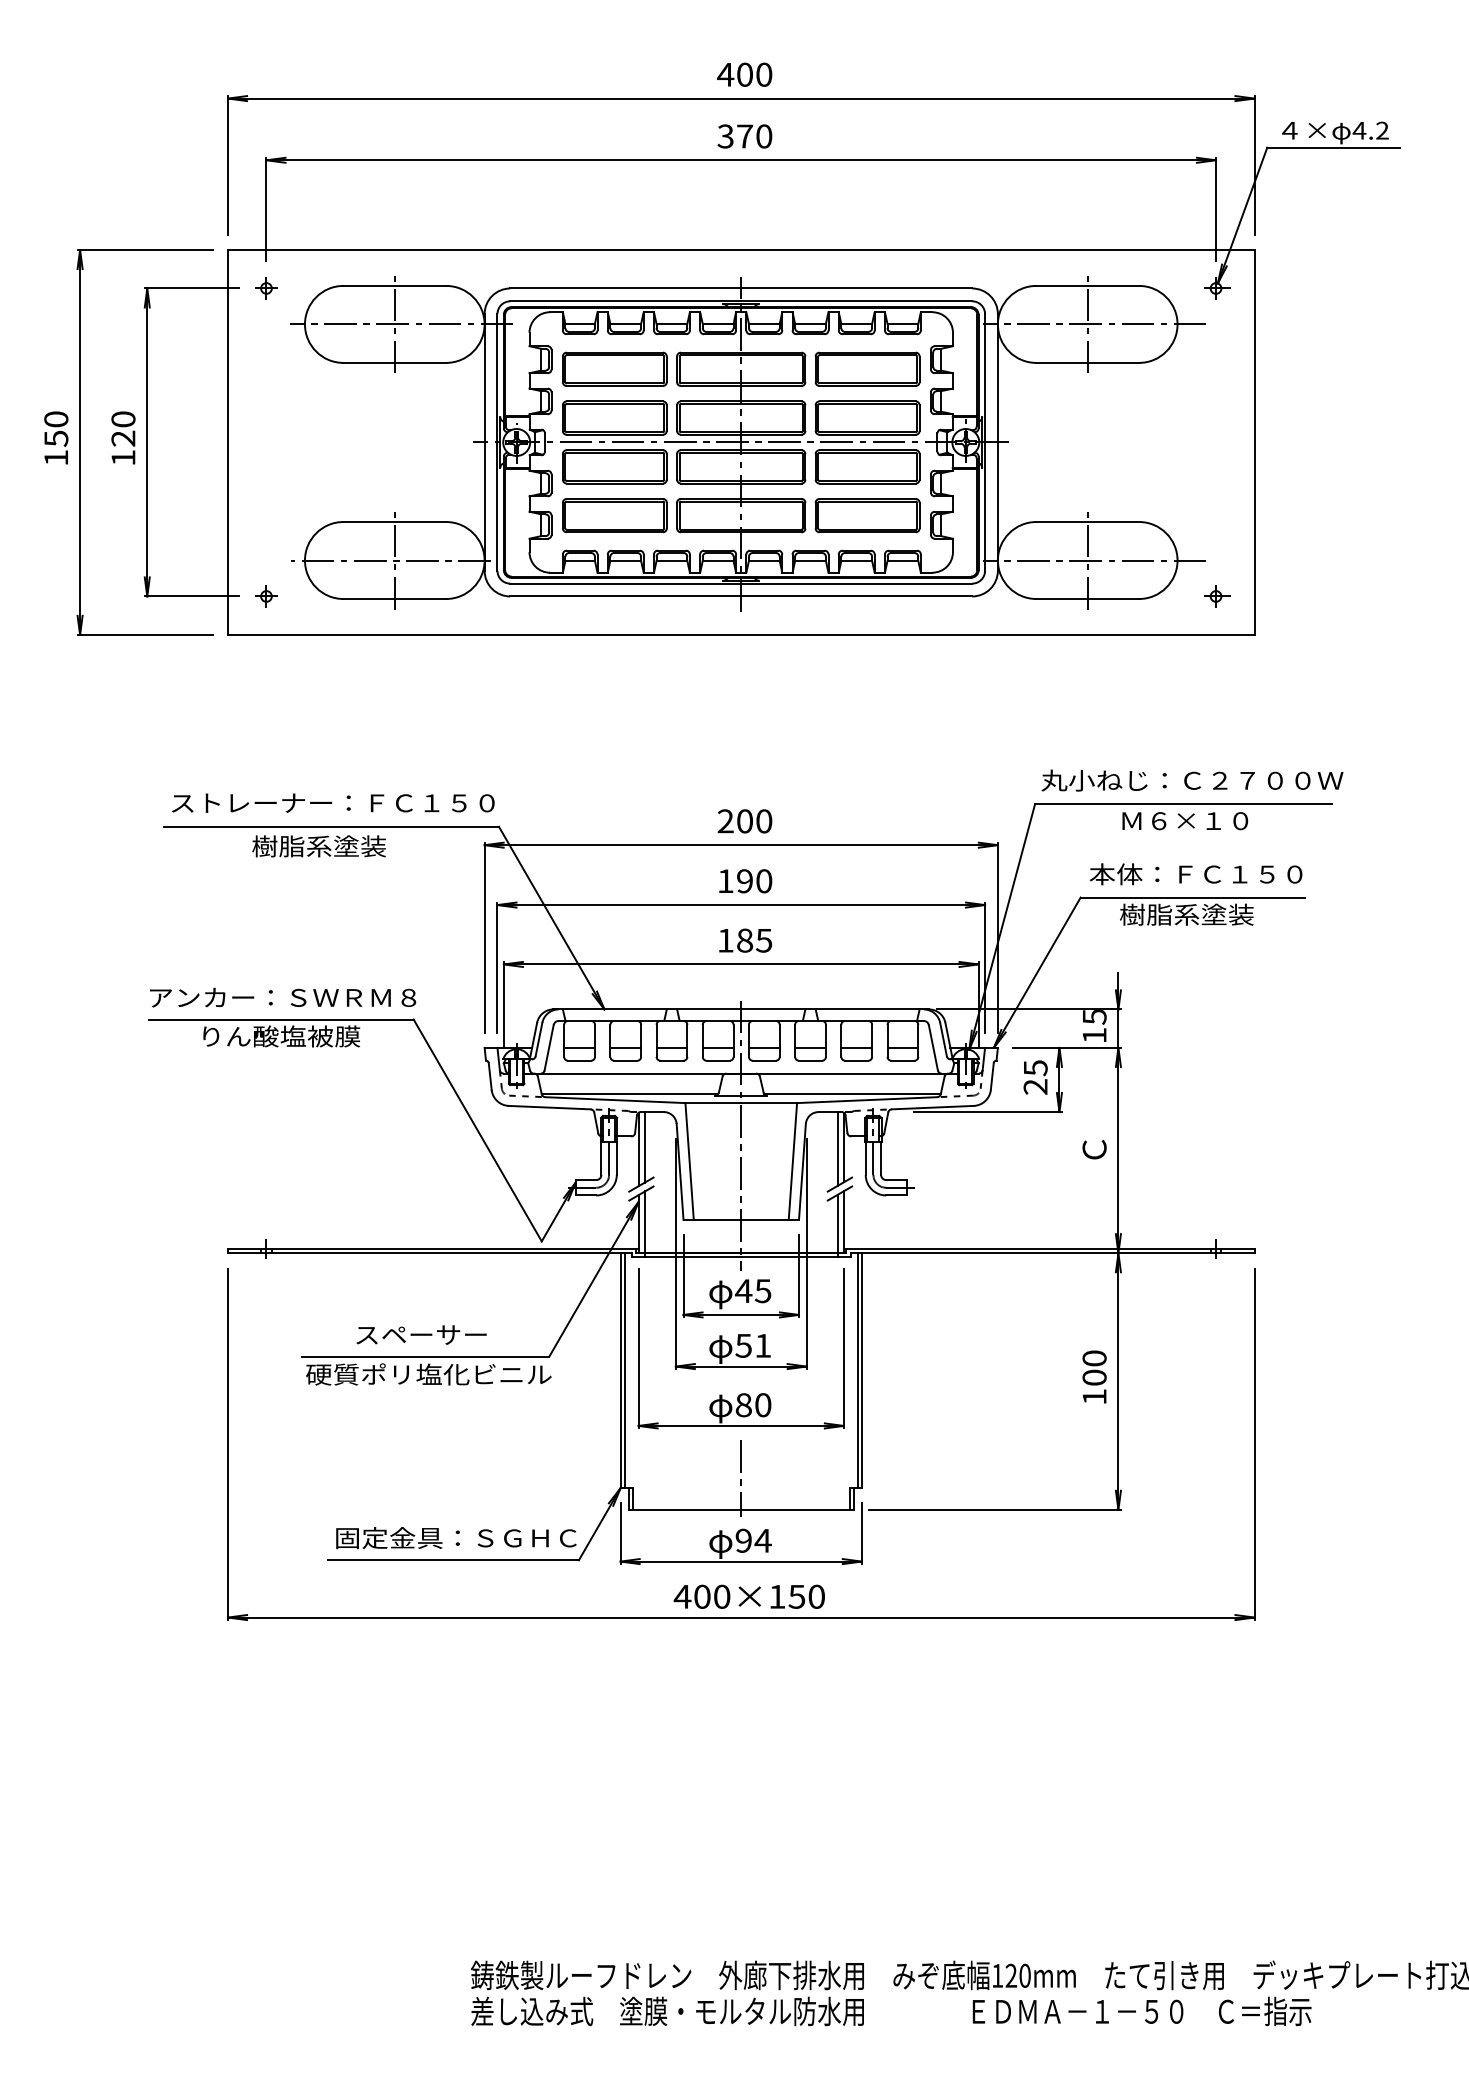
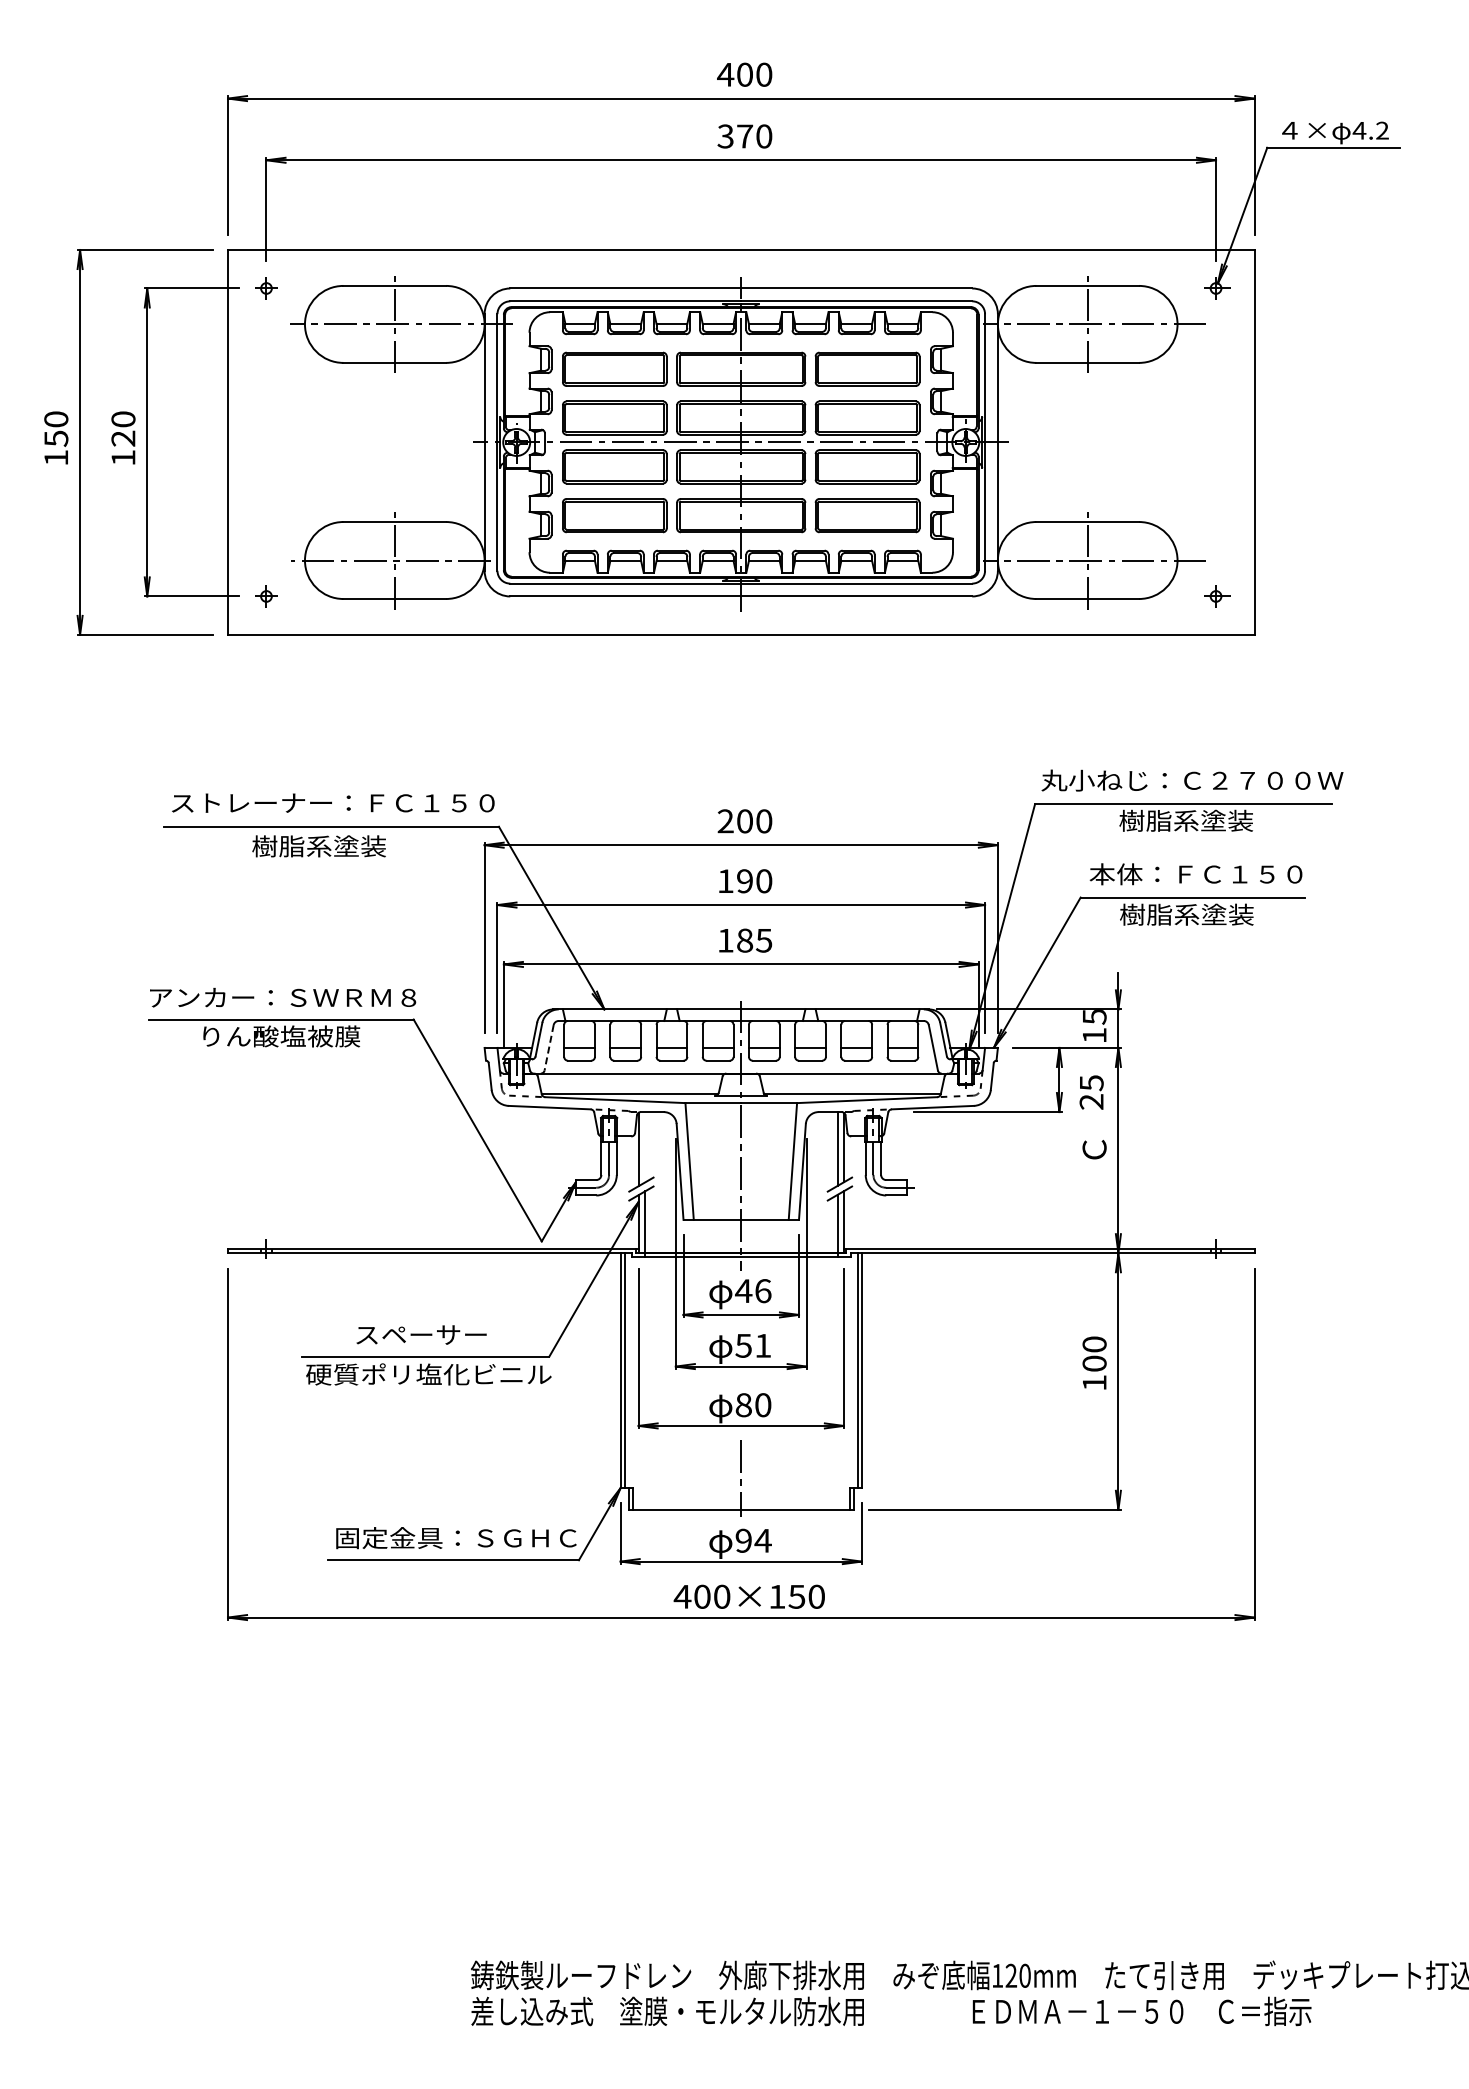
text: Ｍ６×１０ -> 樹脂系塗装 (1186, 820)
line: solid -> dashed (549, 1048)
text position: (1035, 1077) -> (1091, 1092) (1091, 1092)
line: present -> none (645, 1147)
text: 45 -> 46 (762, 1291)
text position: (1094, 1376) -> (1094, 1362) (1094, 1362)
